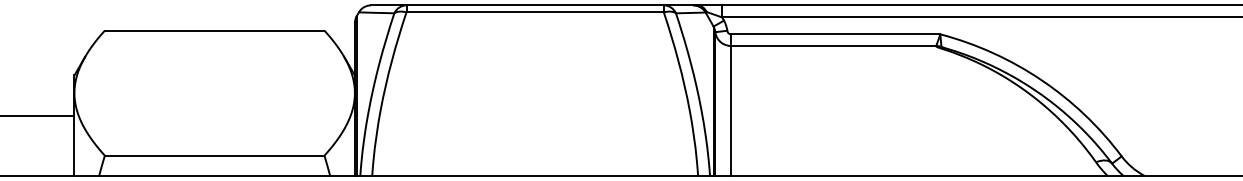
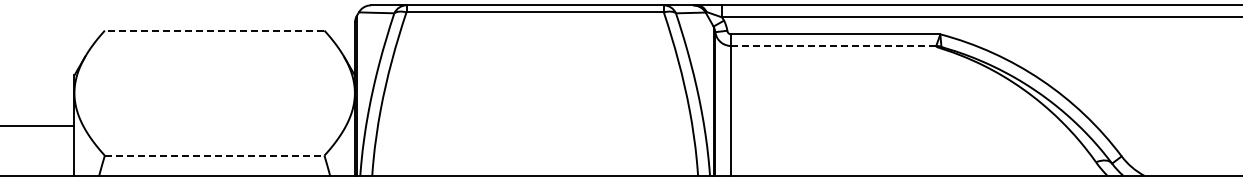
line: solid -> dashed (214, 30)
line: solid -> dashed (833, 46)
line position: (38, 115) -> (38, 125) (38, 125)
line: solid -> dashed (214, 155)
